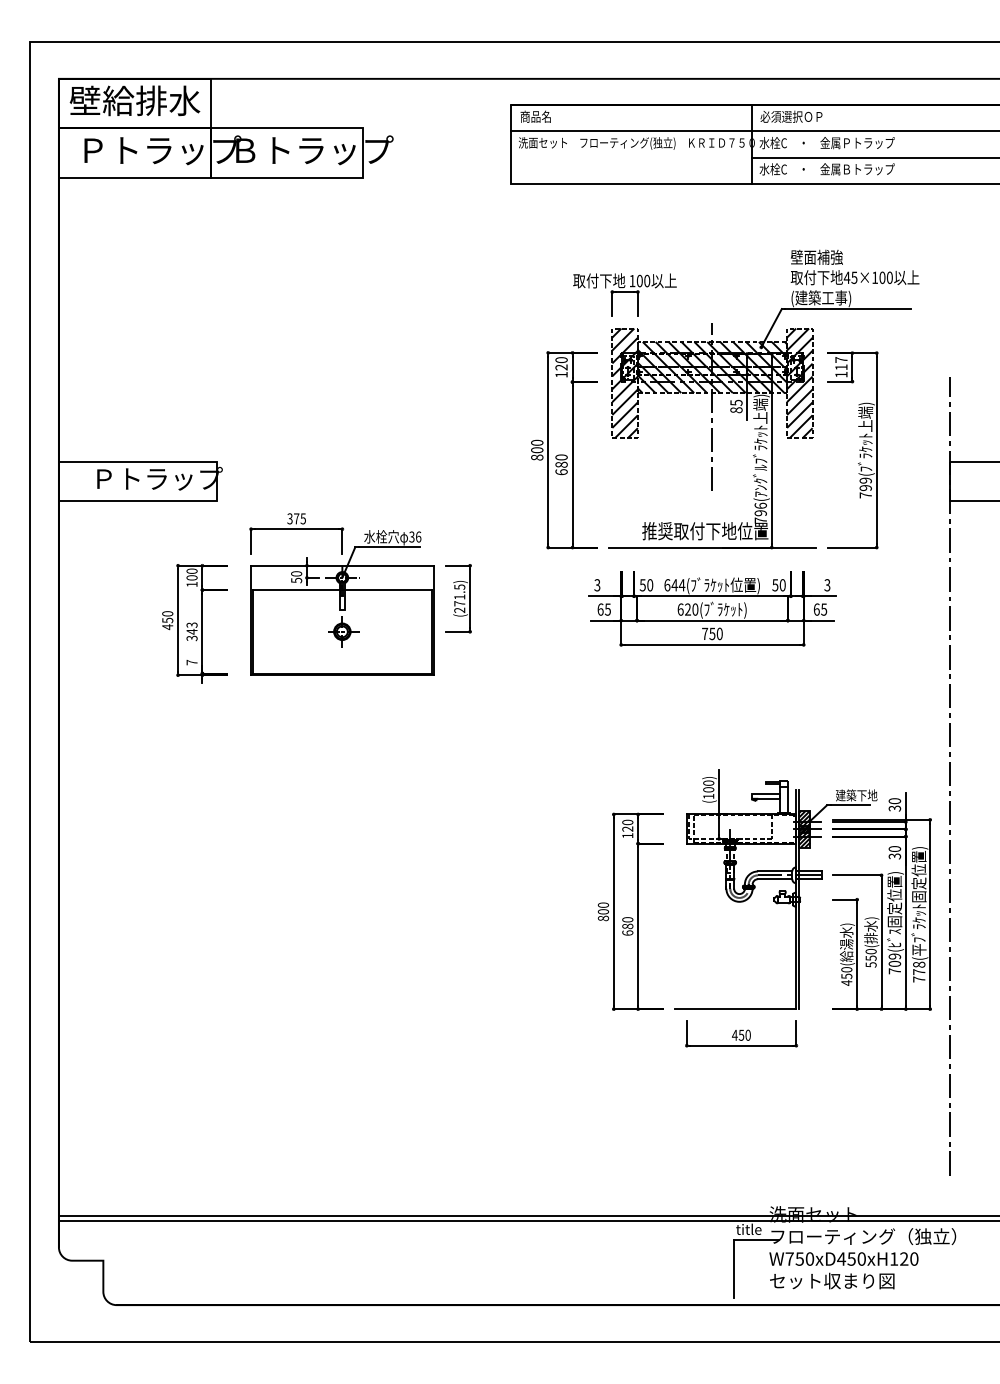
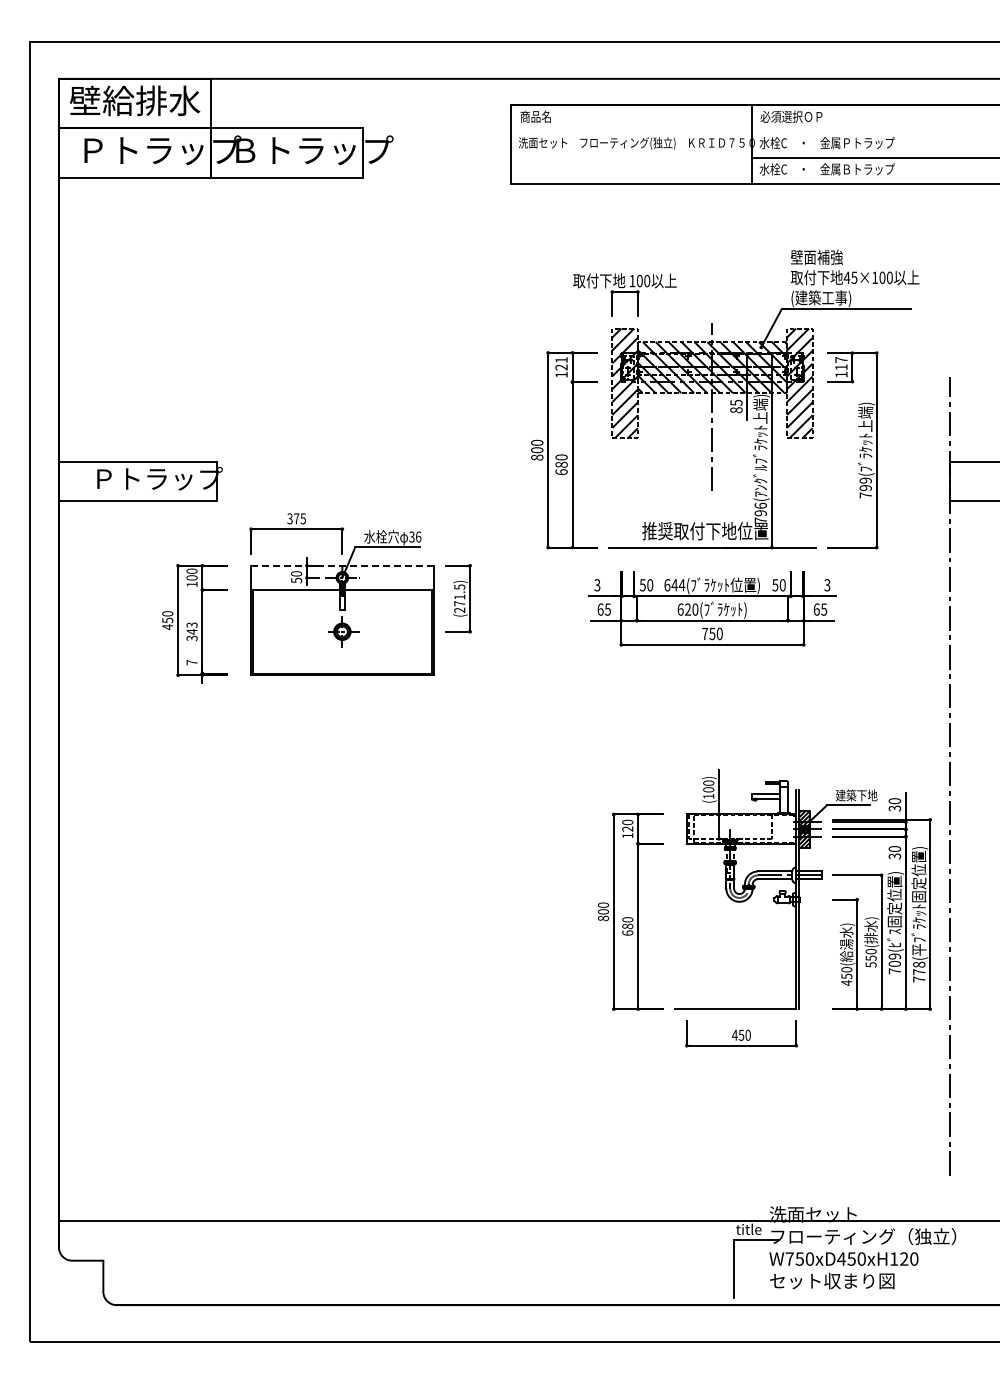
line: present -> none (753, 131)
text: 120 -> 121 (561, 360)
line: solid -> dashed (342, 565)
line: present -> none (527, 1216)
